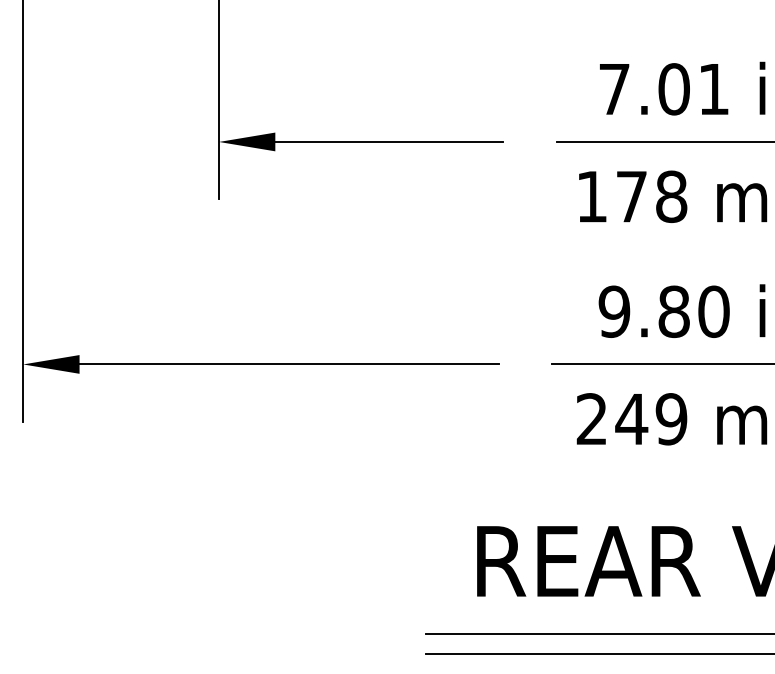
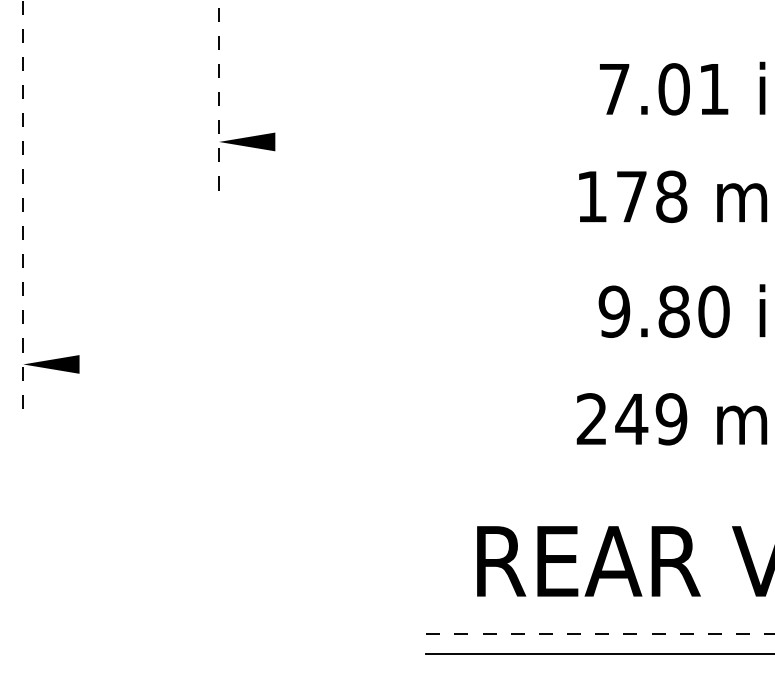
line: solid -> dashed (219, 100)
line: present -> none (388, 141)
line: present -> none (664, 141)
line: solid -> dashed (23, 211)
line: present -> none (286, 364)
line: present -> none (661, 364)
line: solid -> dashed (601, 633)
